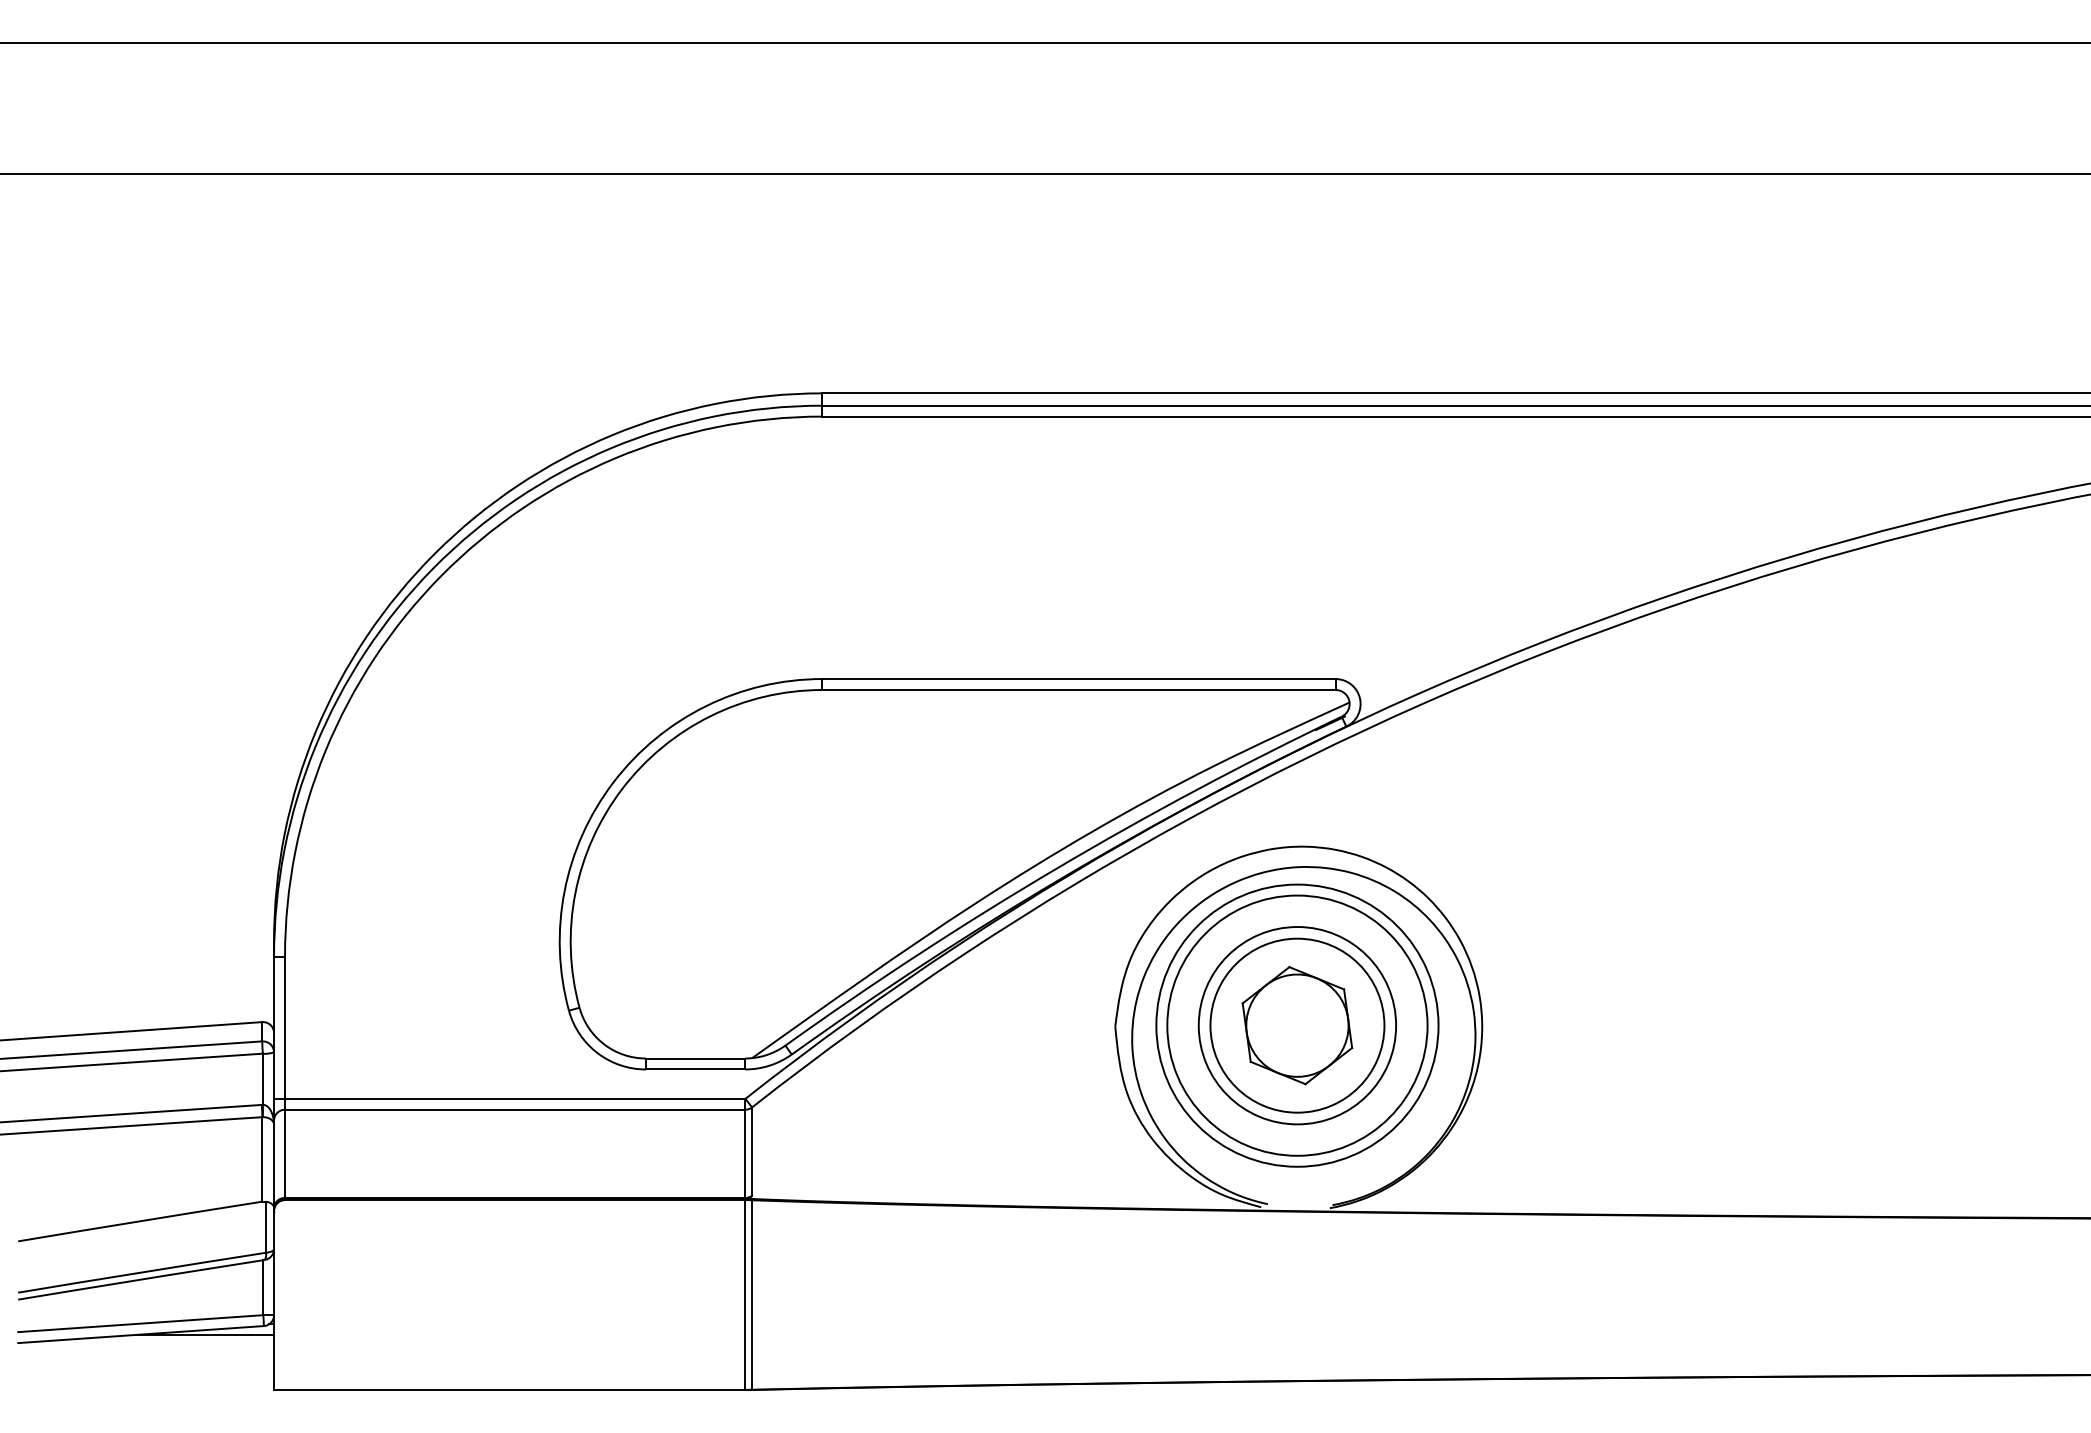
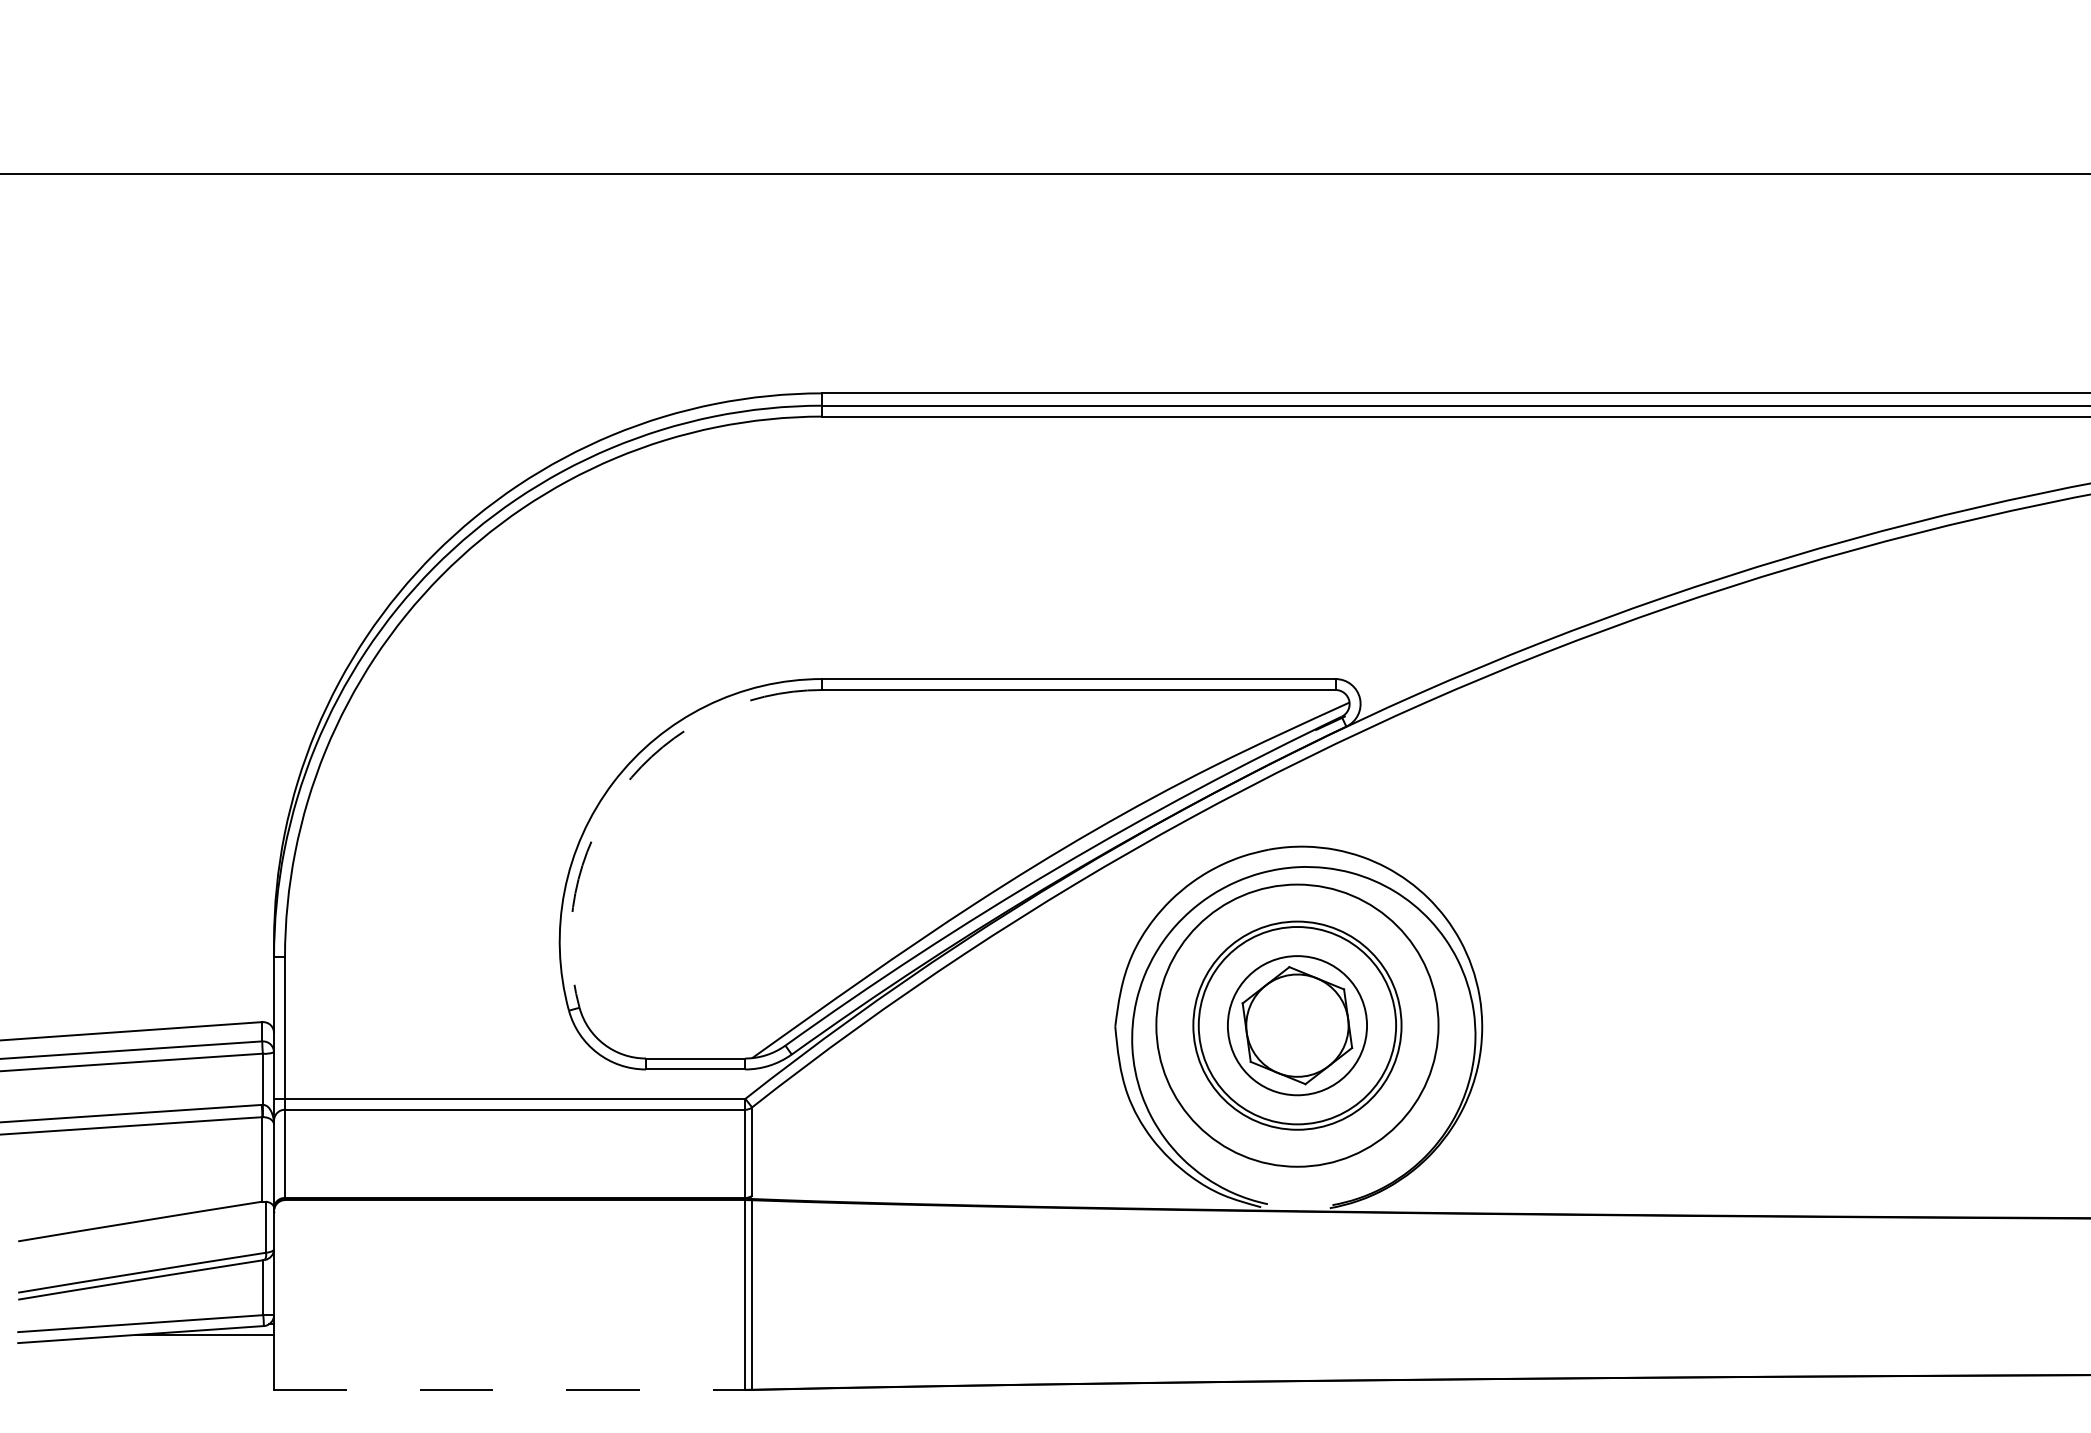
line: present -> none (1044, 43)
arc: solid -> dashed (622, 788)
circle diameter: 174 px -> 139 px (1297, 1025)
circle diameter: 260 px -> 208 px (1297, 1025)
line: solid -> dashed (509, 1389)
